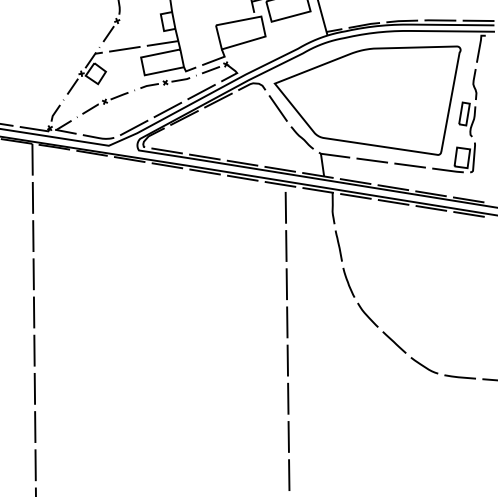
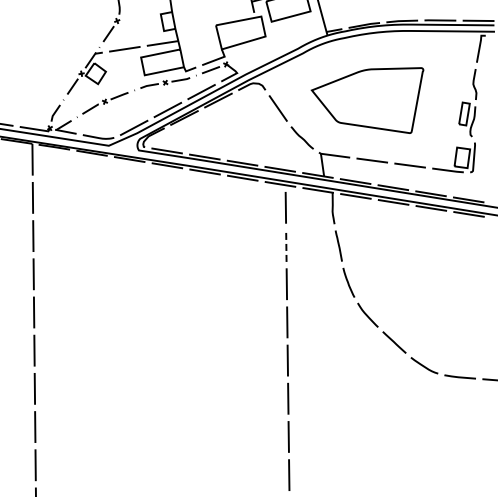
part size: 189x111 px -> 115x67 px (367, 100)
line: solid -> dashed (286, 246)
